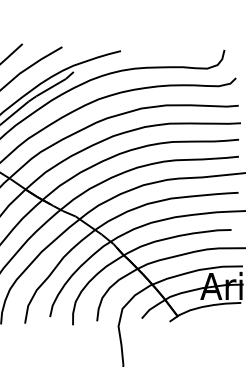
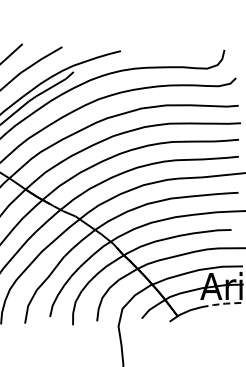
line: solid -> dashed (221, 304)
